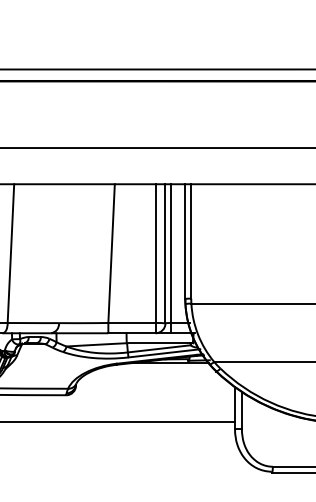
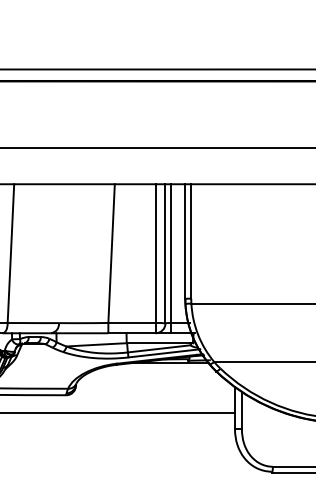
line position: (118, 421) -> (118, 412) (118, 412)
